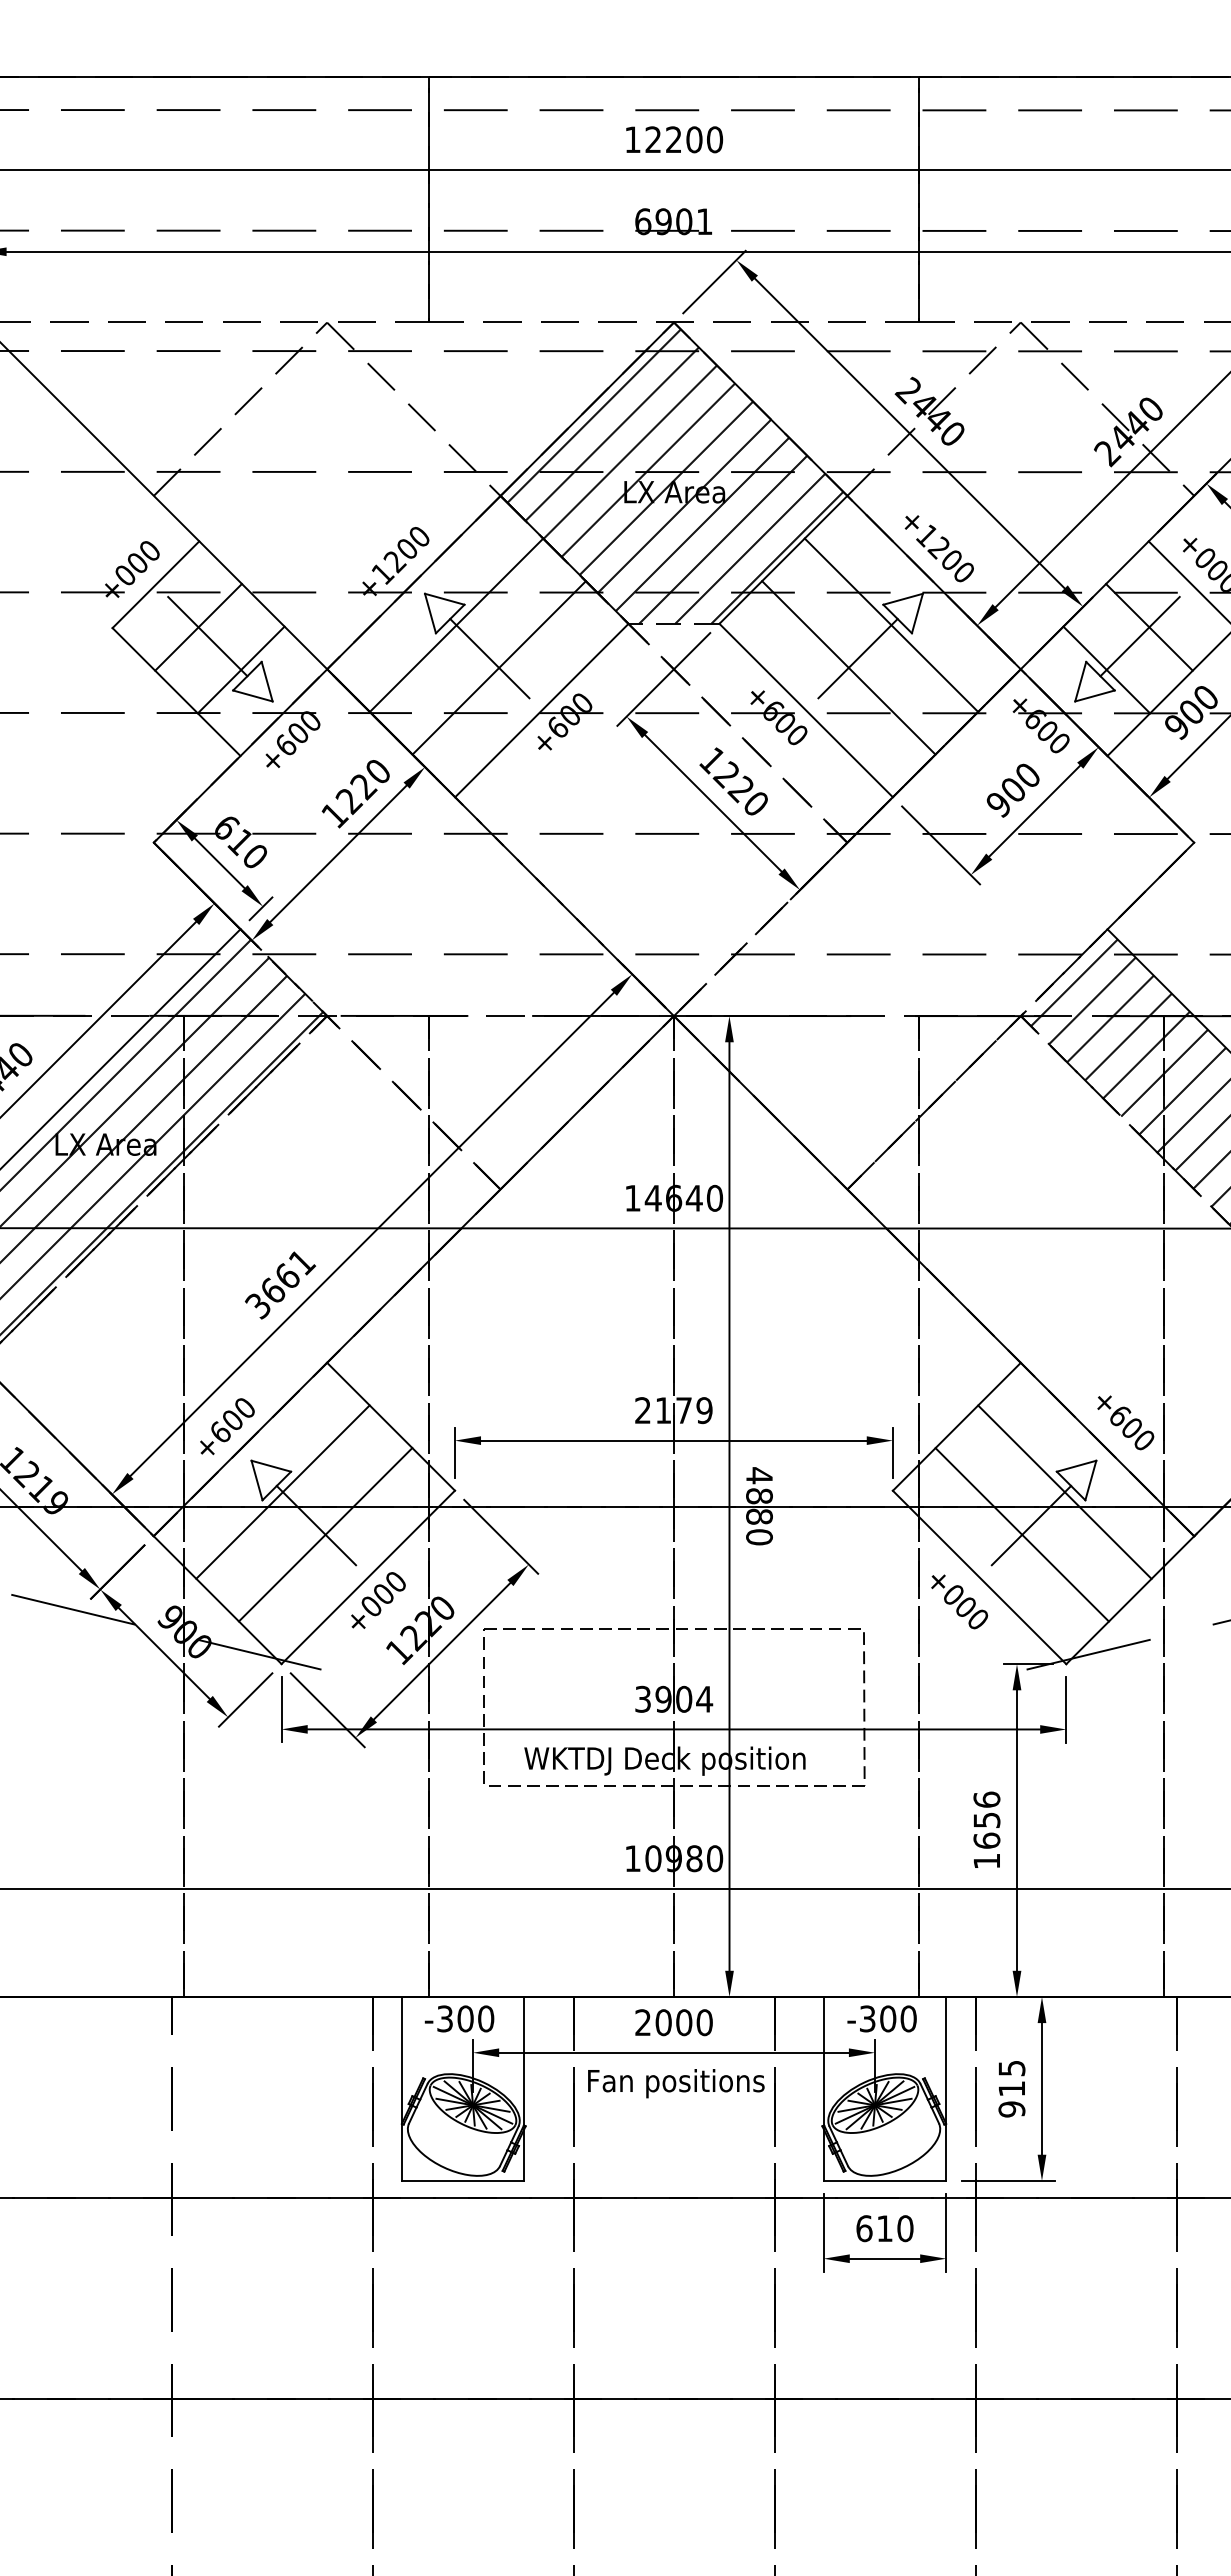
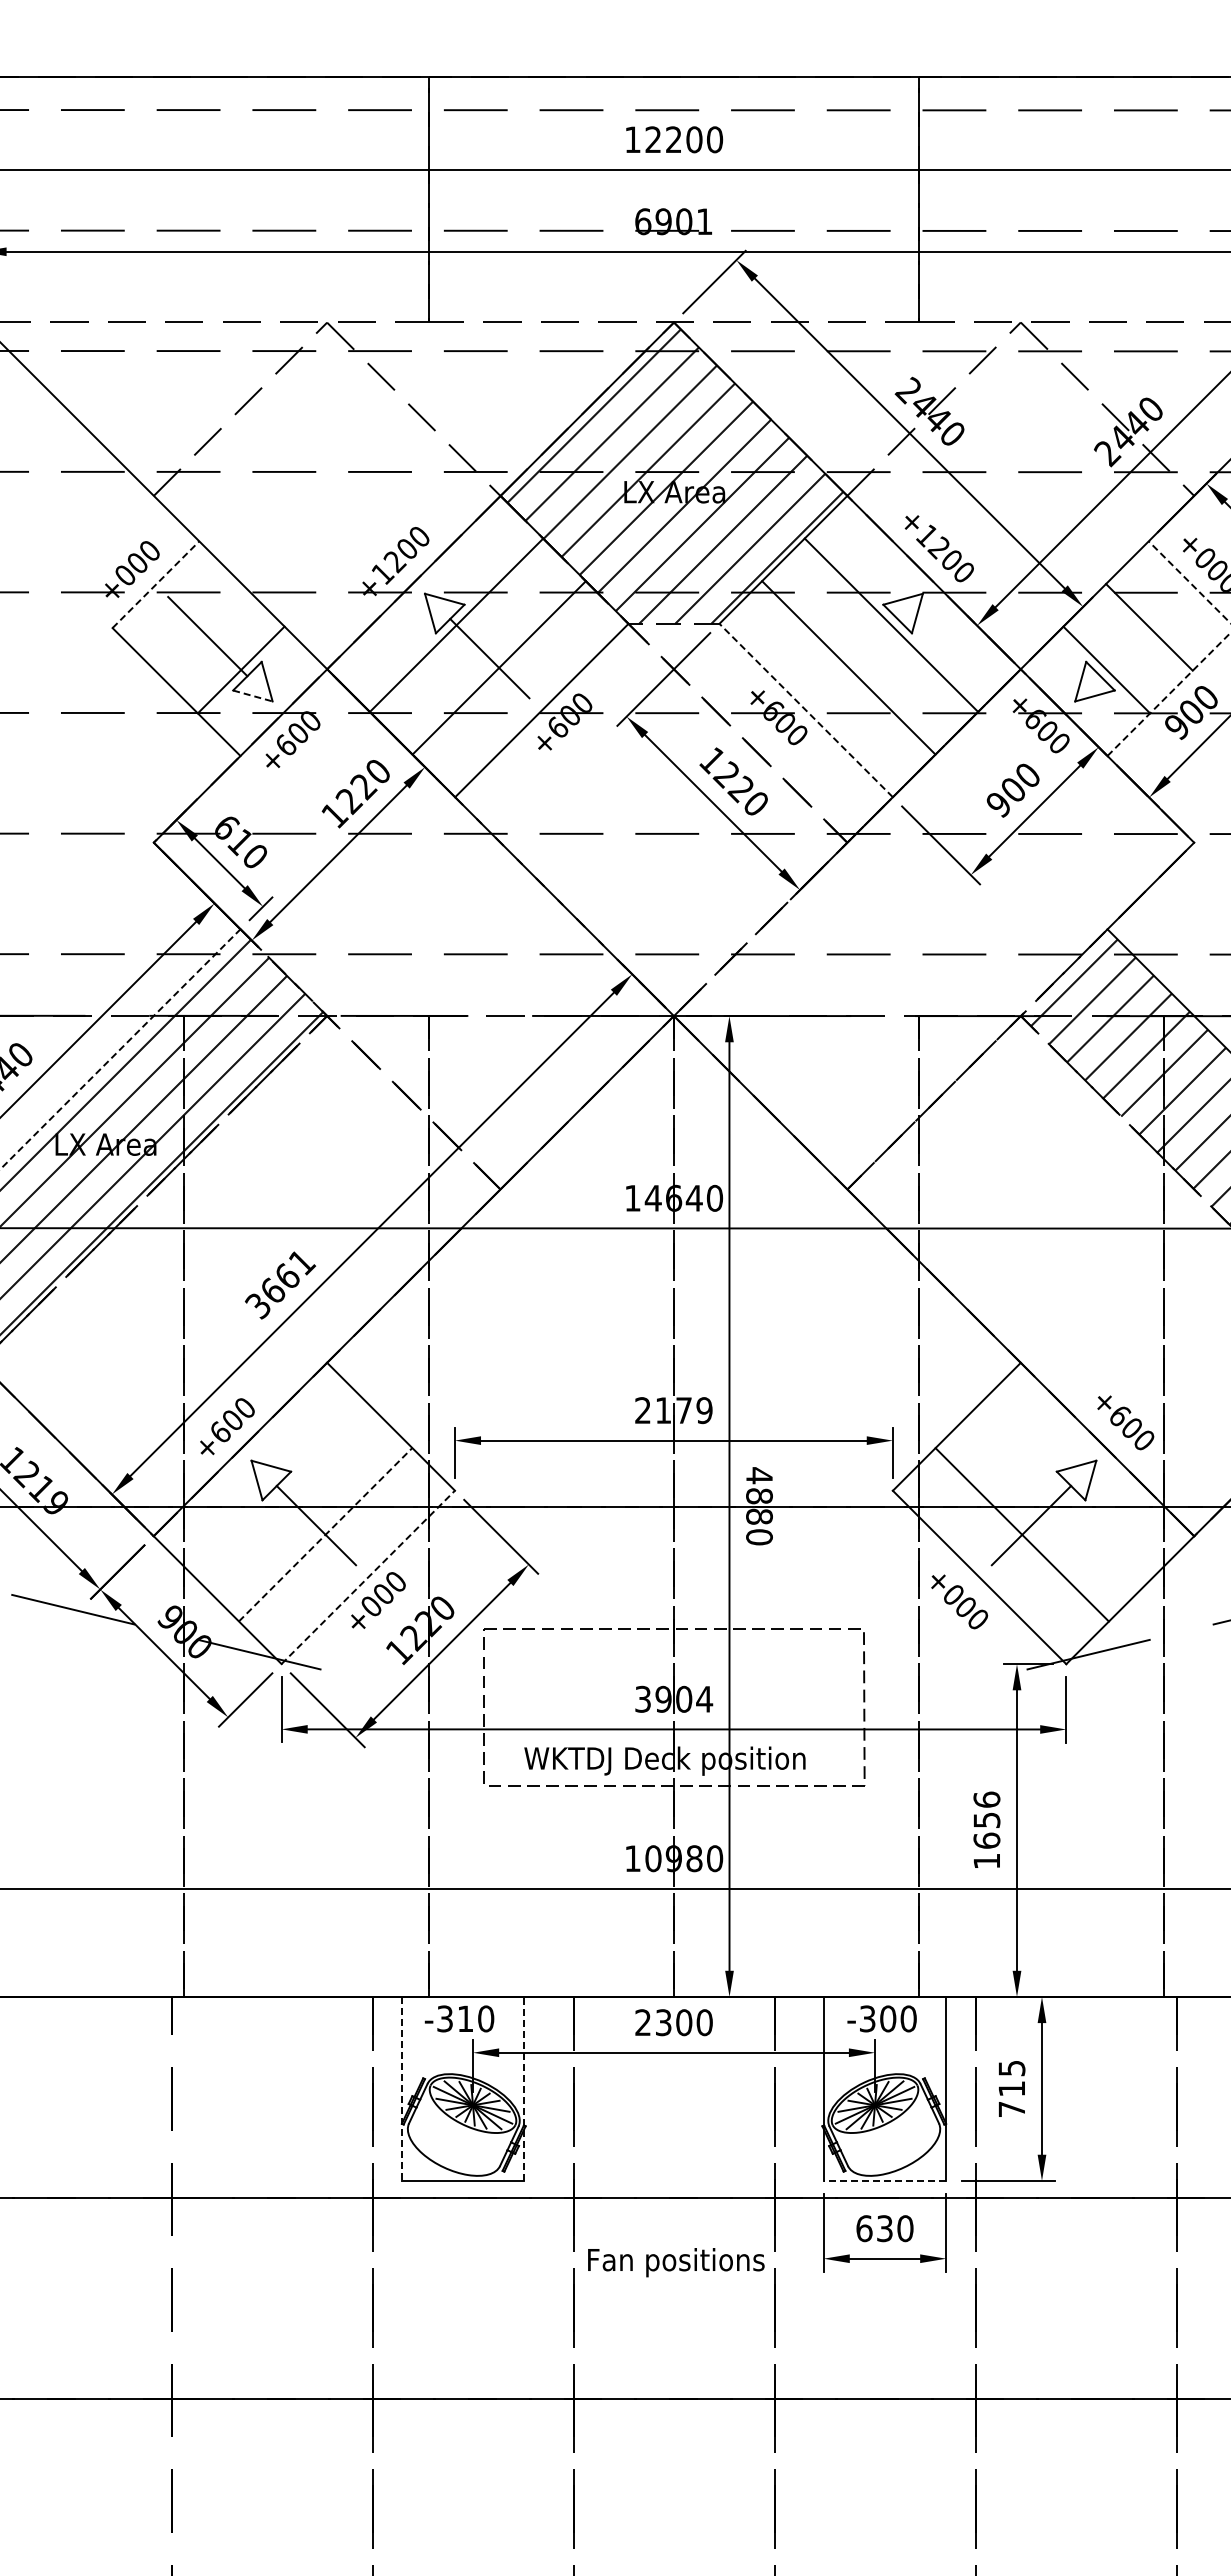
line: solid -> dashed (1189, 582)
line: solid -> dashed (156, 584)
line: present -> none (198, 627)
line: present -> none (1139, 636)
line: present -> none (857, 658)
line: solid -> dashed (1168, 694)
line: solid -> dashed (253, 696)
line: solid -> dashed (806, 710)
line: solid -> dashed (120, 1049)
line: present -> none (282, 1491)
line: present -> none (1064, 1491)
line: solid -> dashed (325, 1534)
line: solid -> dashed (368, 1577)
text: -300 -> -310 (465, 2018)
text: 2000 -> 2300 (663, 2022)
text position: (676, 2083) -> (676, 2262) (676, 2262)
line: solid -> dashed (401, 2088)
line: solid -> dashed (524, 2088)
text: 915 -> 715 (1011, 2109)
line: solid -> dashed (884, 2180)
text: 610 -> 630 (884, 2228)
